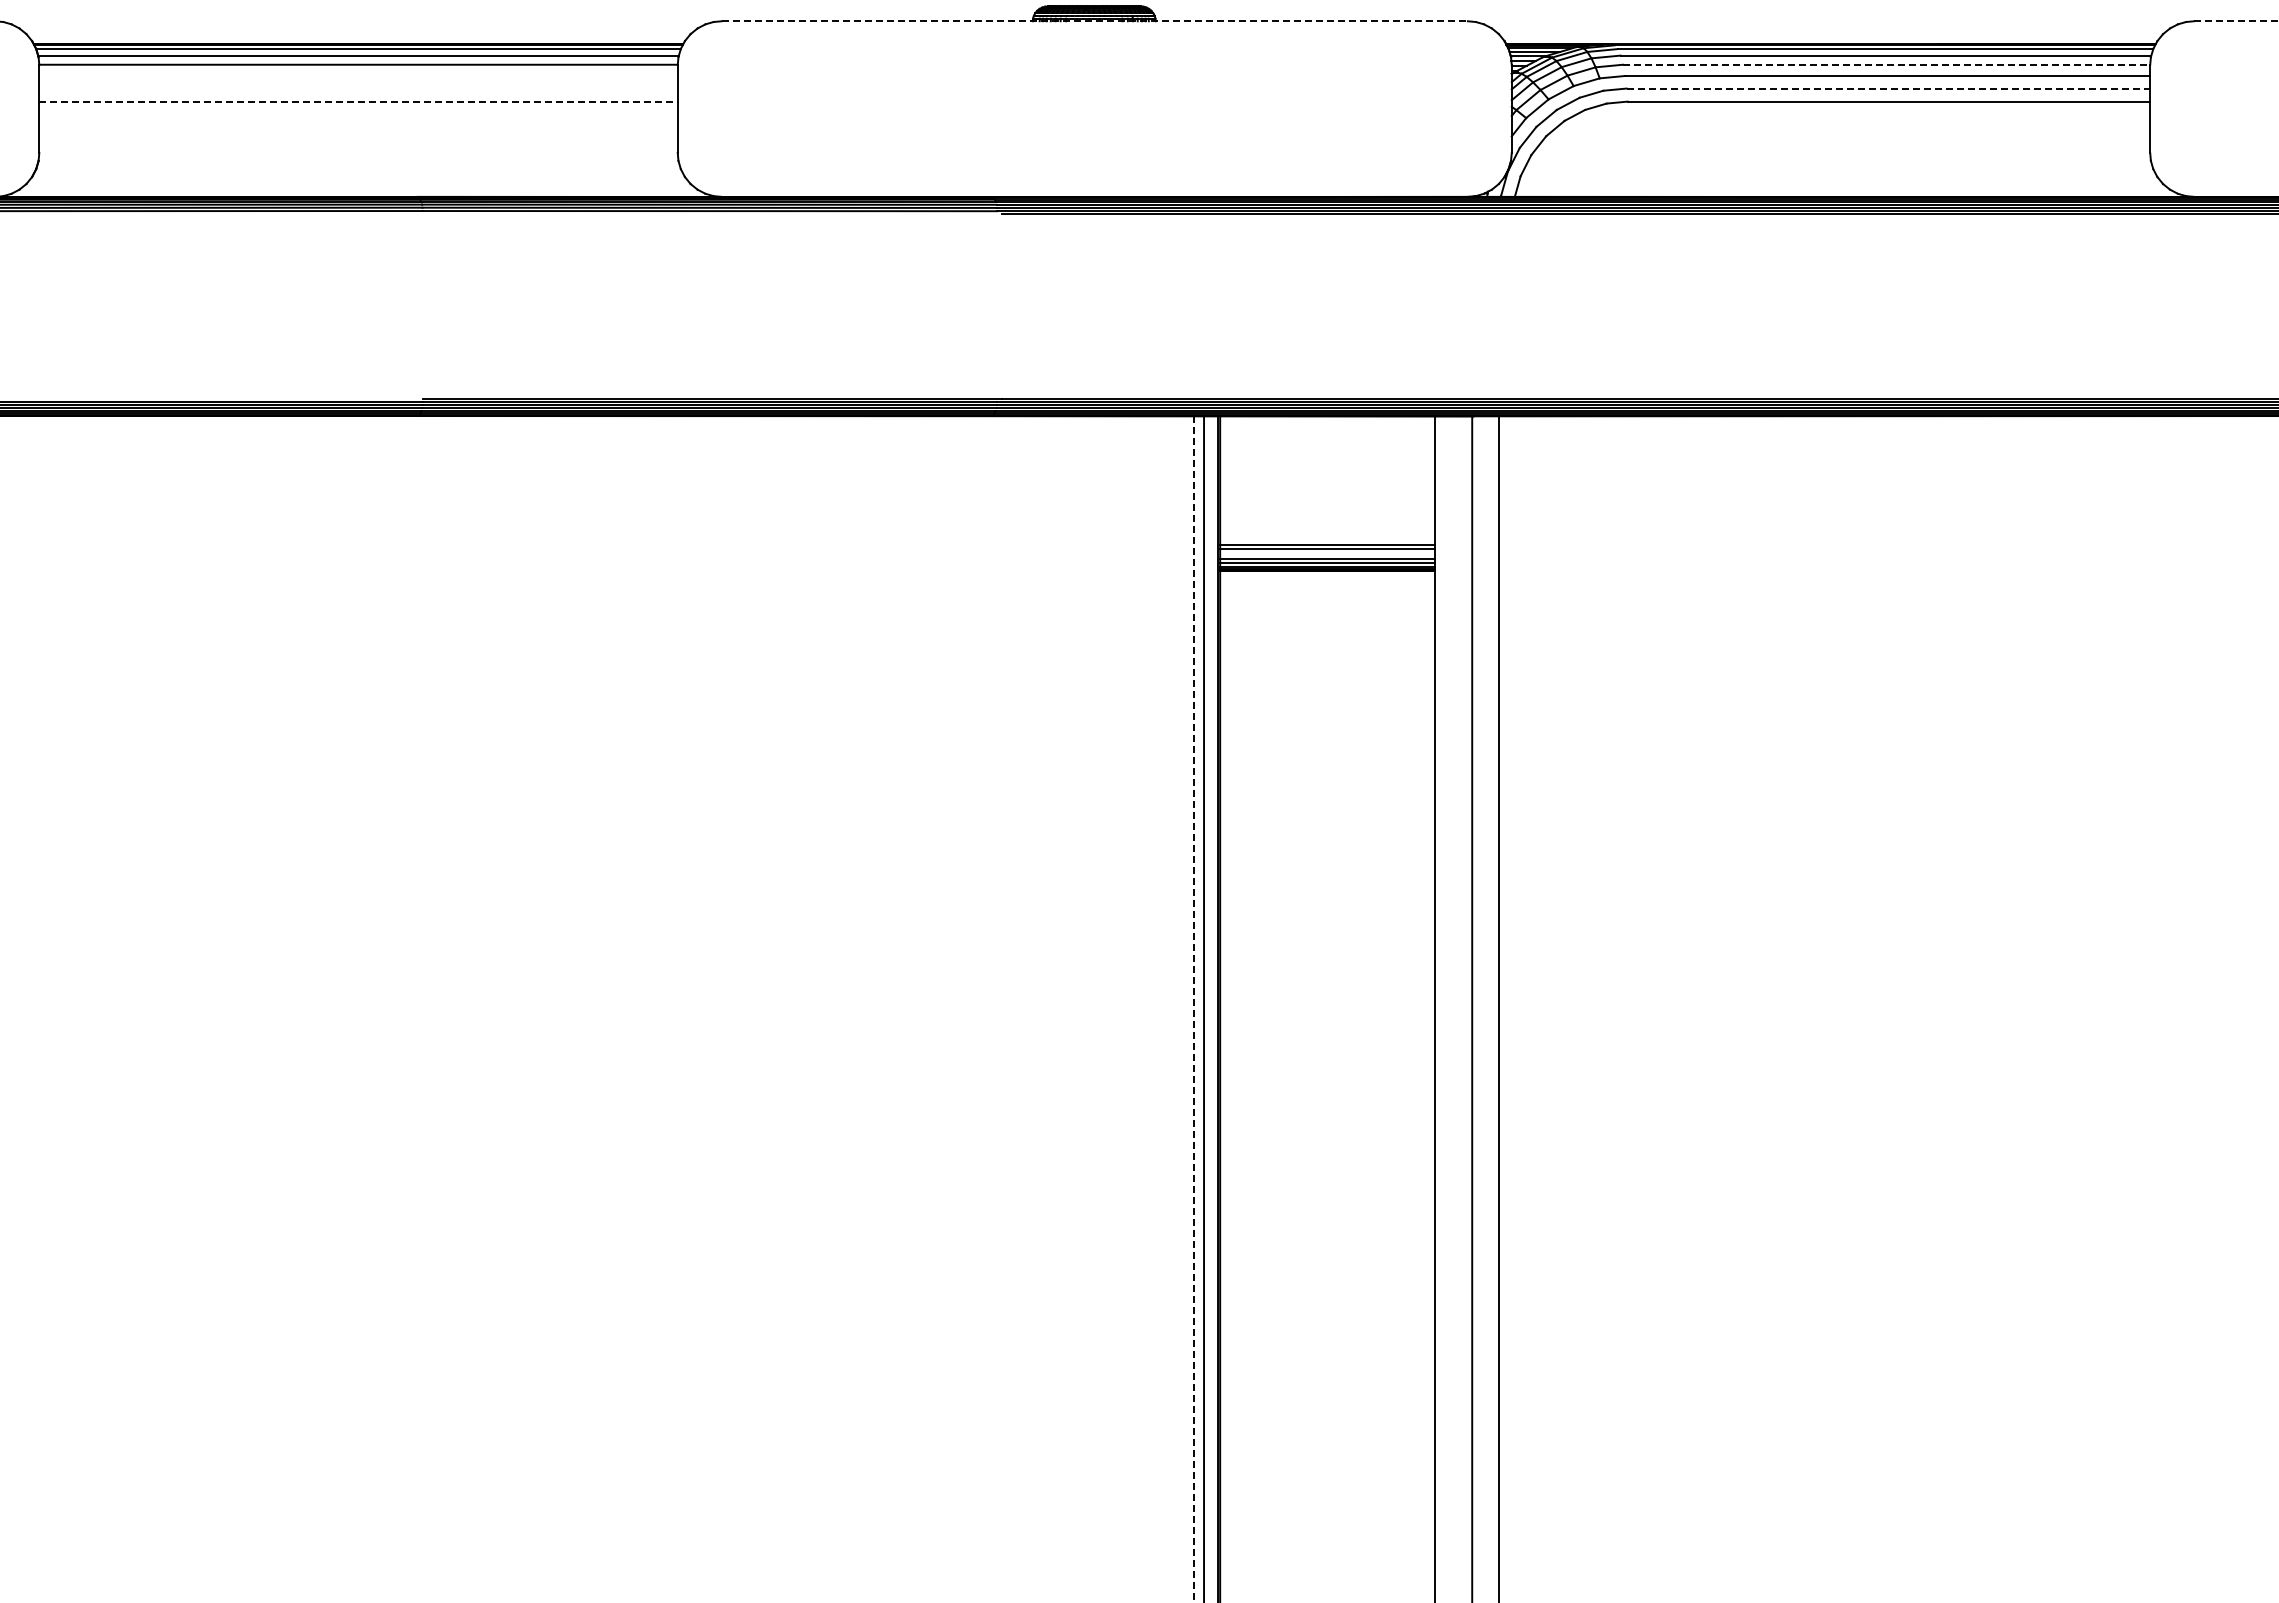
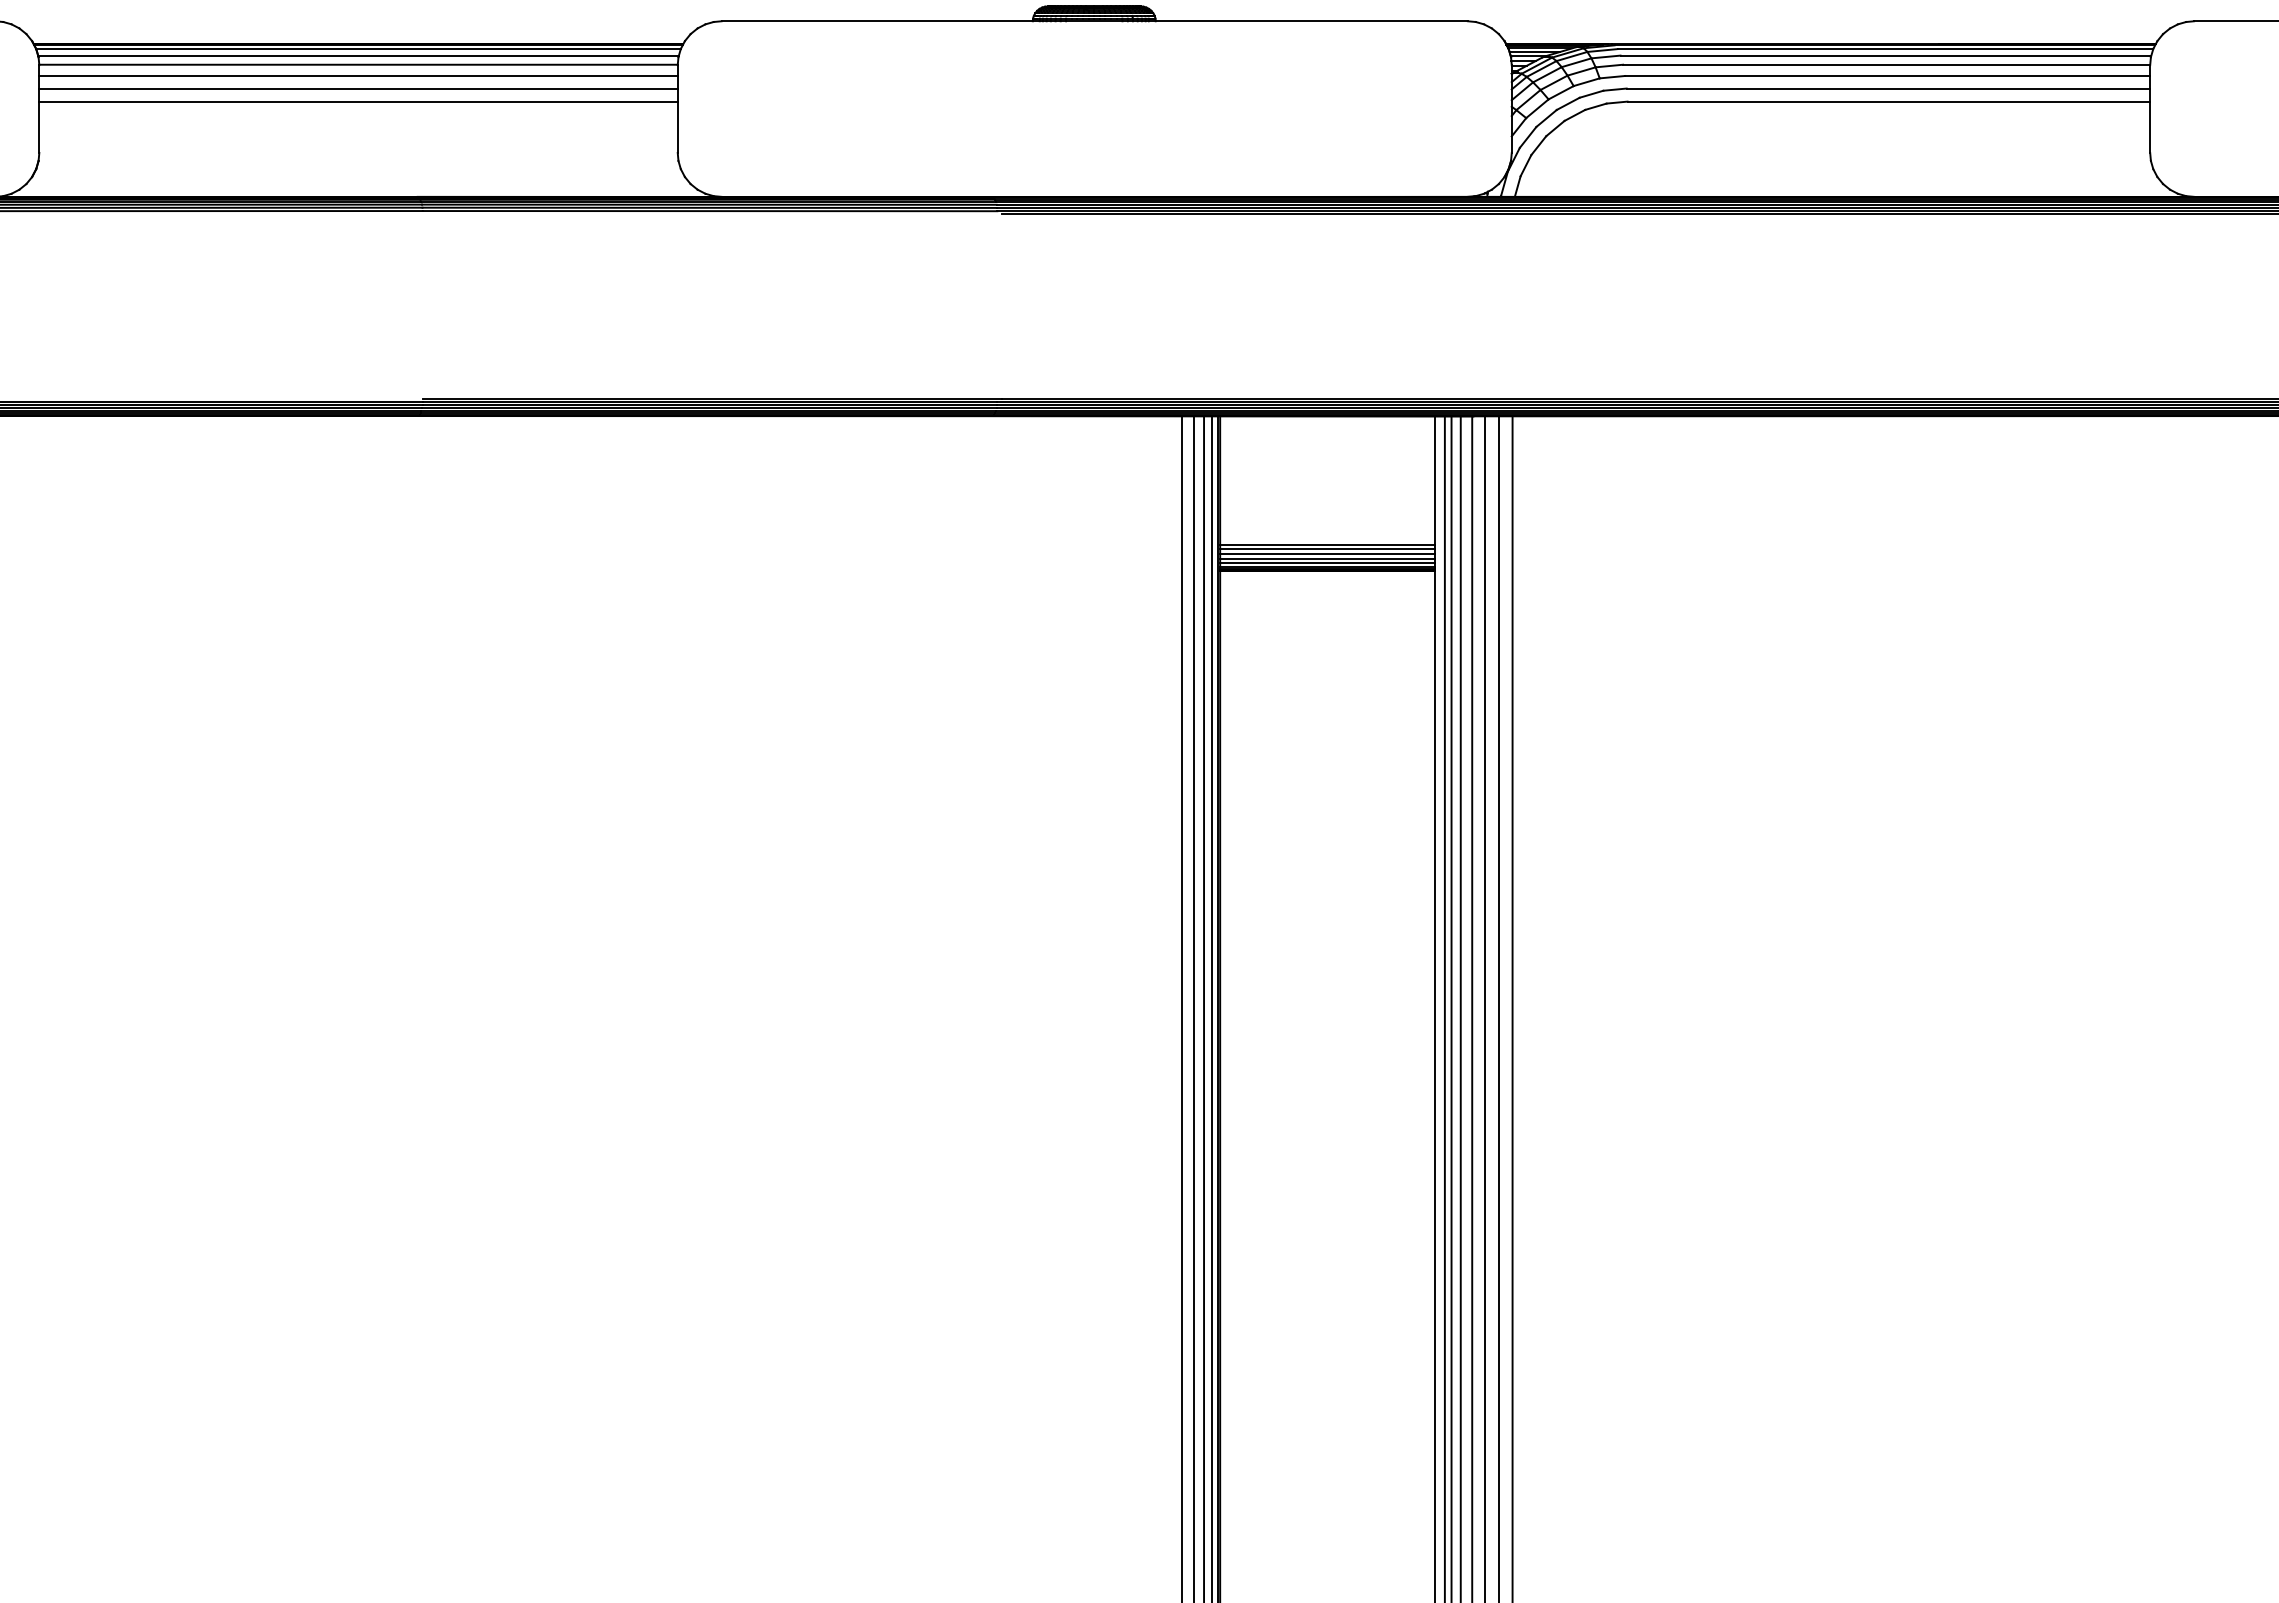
line: dashed -> solid (1095, 21)
line: dashed -> solid (2236, 21)
line: dashed -> solid (1886, 64)
line: none -> present (358, 75)
line: none -> present (358, 88)
line: dashed -> solid (1888, 88)
line: dashed -> solid (359, 101)
line: none -> present (1327, 554)
line: none -> present (1182, 1007)
line: none -> present (1212, 1007)
line: none -> present (1444, 1007)
line: none -> present (1451, 1007)
line: none -> present (1460, 1007)
line: none -> present (1485, 1007)
line: none -> present (1512, 1007)
line: dashed -> solid (1193, 1009)
